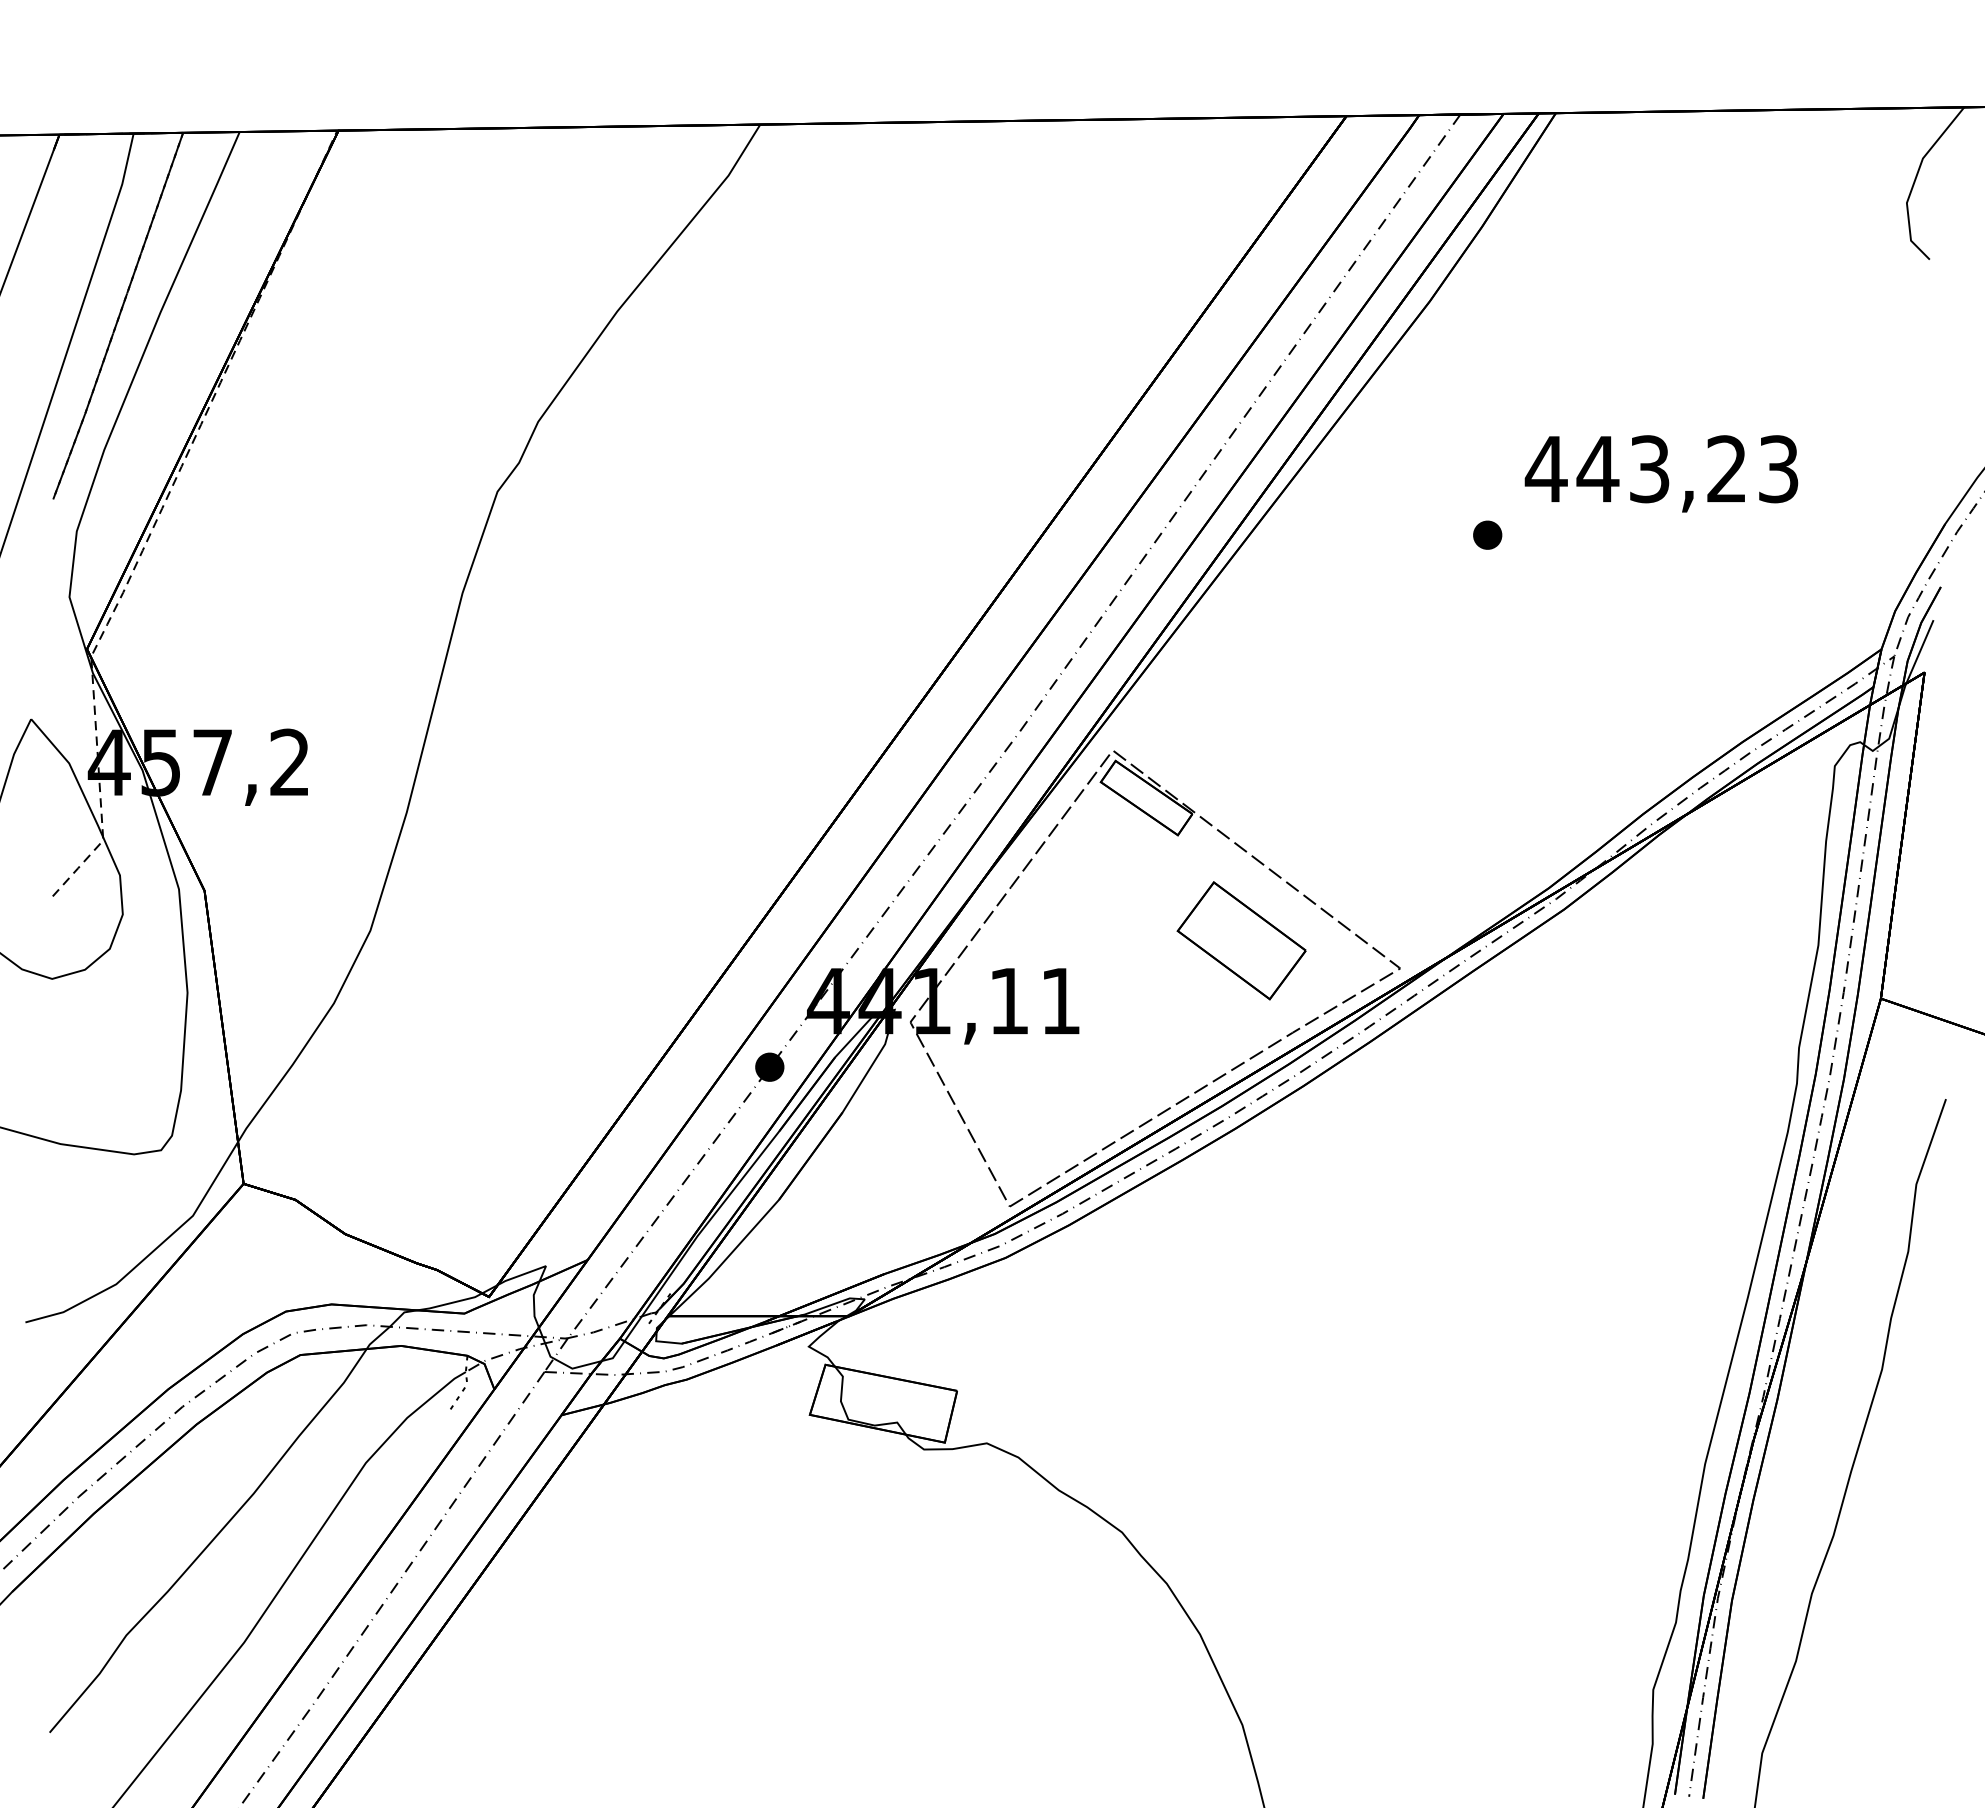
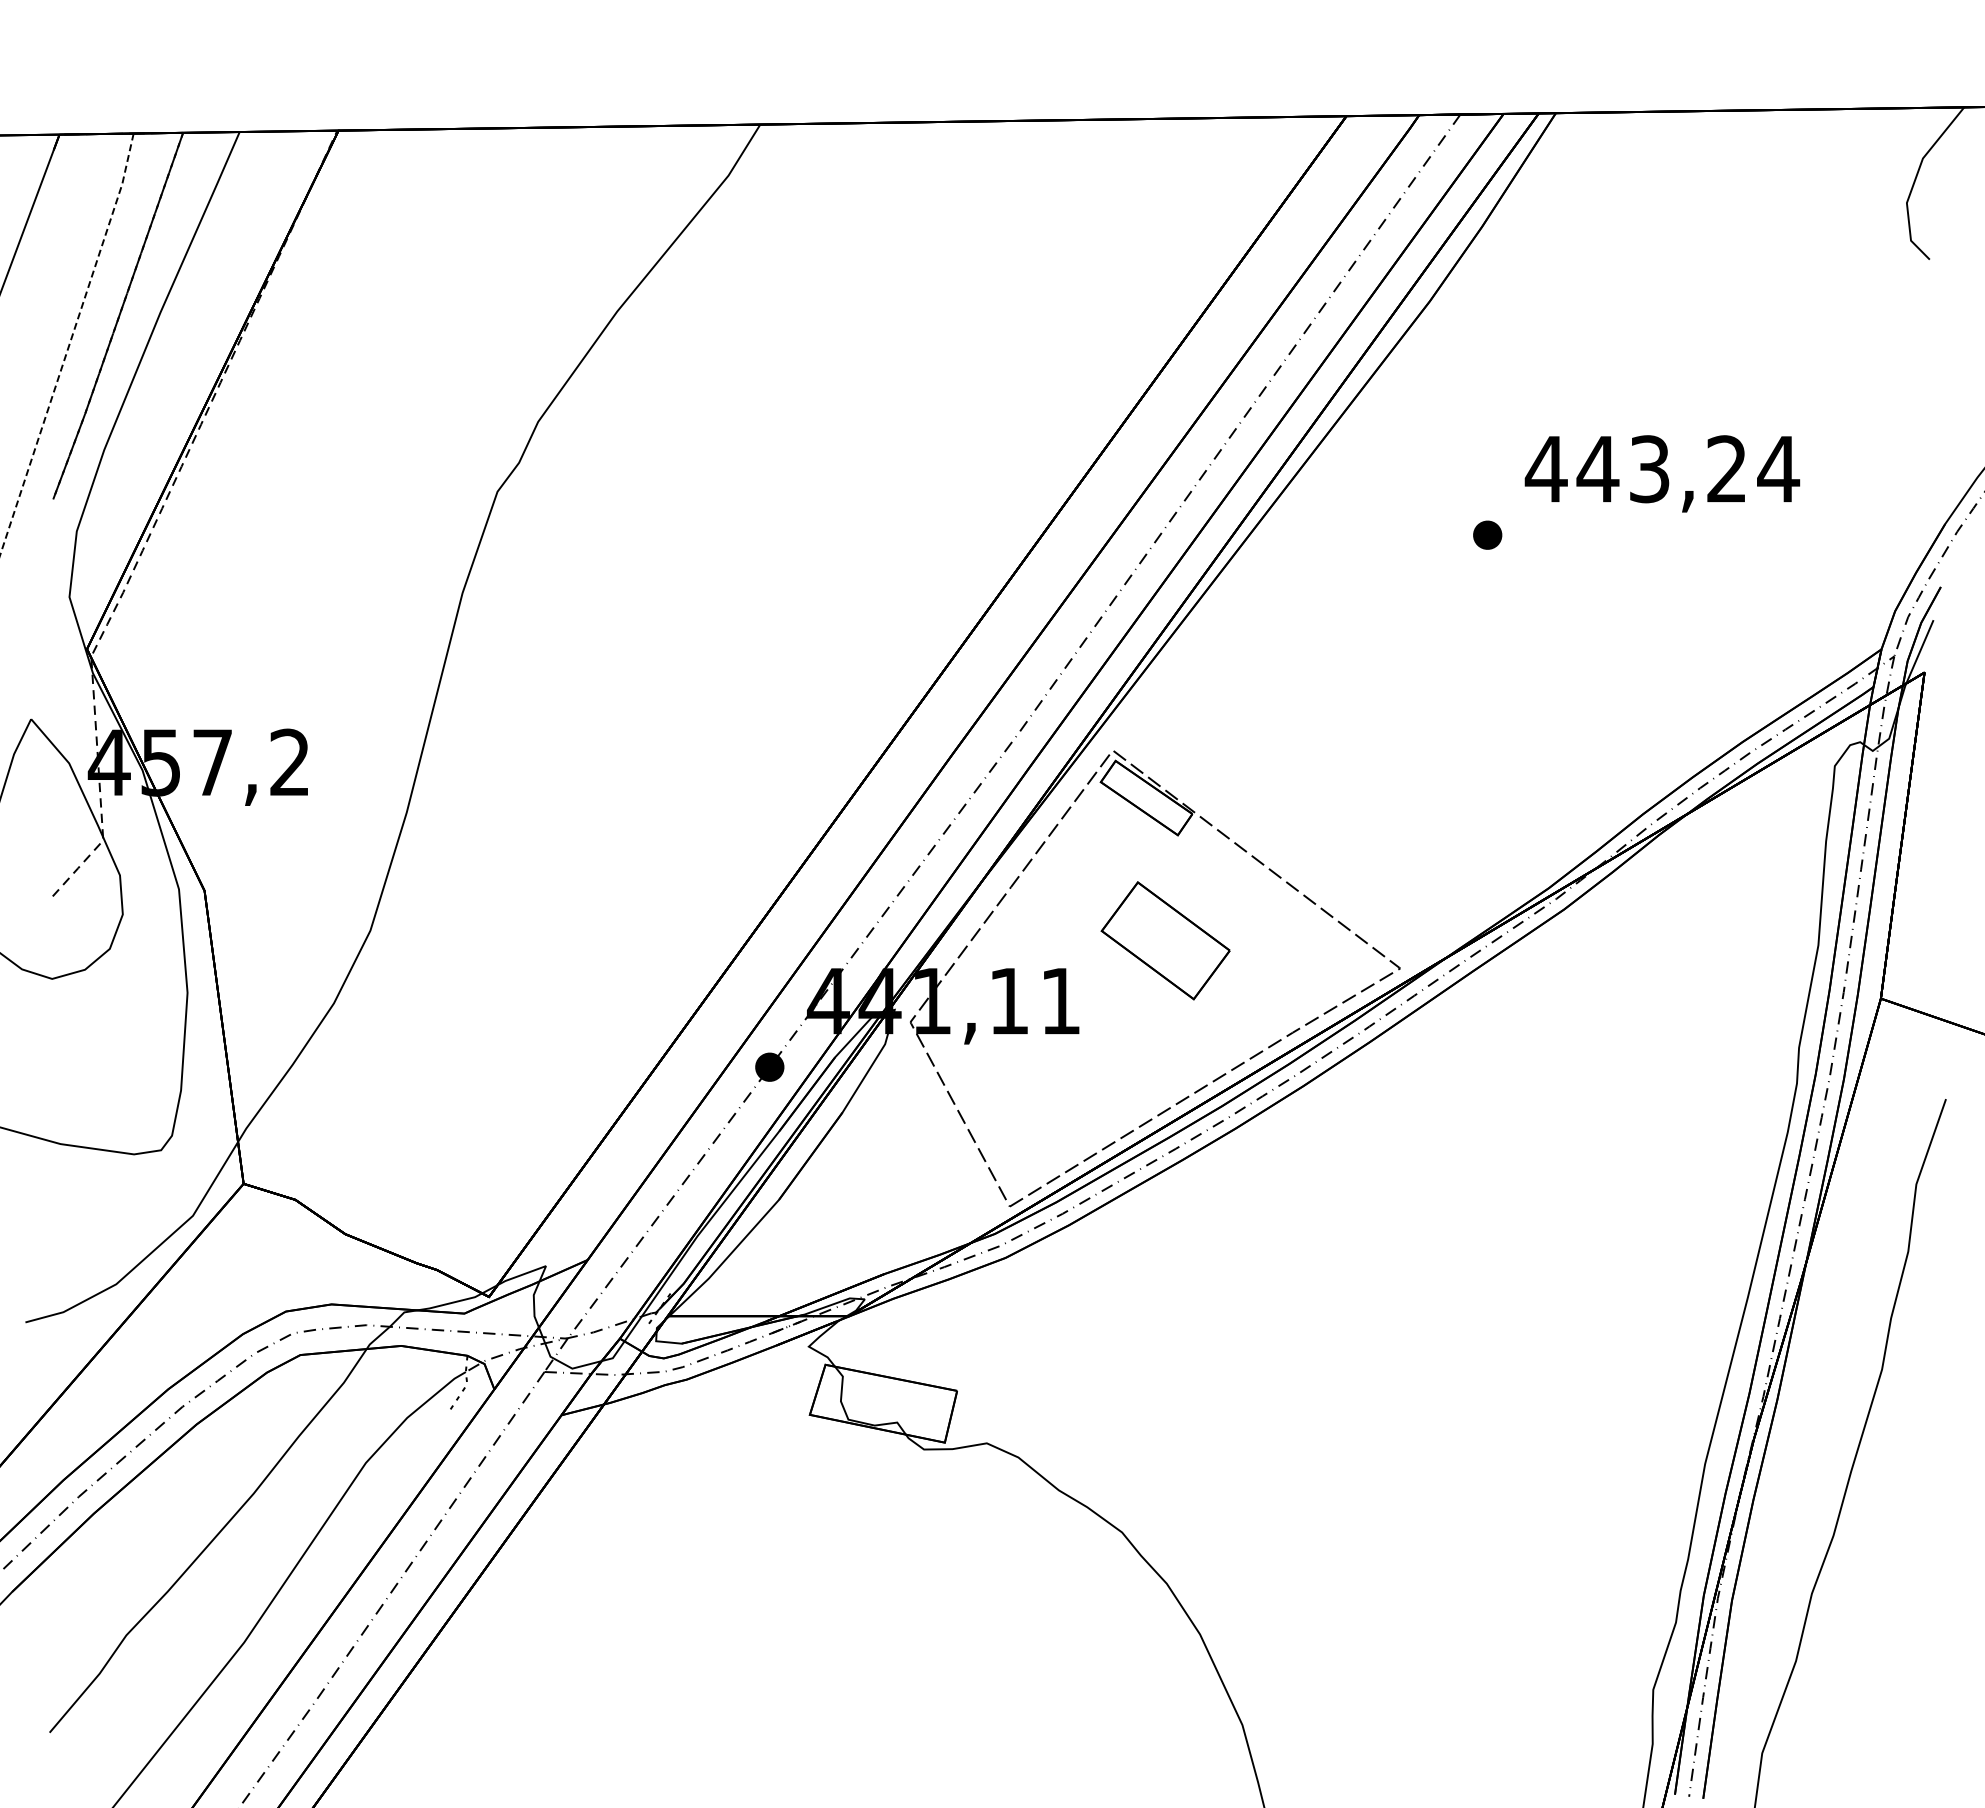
line: solid -> dashed (69, 344)
text: 443,23 -> 443,24 (1778, 469)
part position: (1241, 940) -> (1165, 940) (1165, 940)
